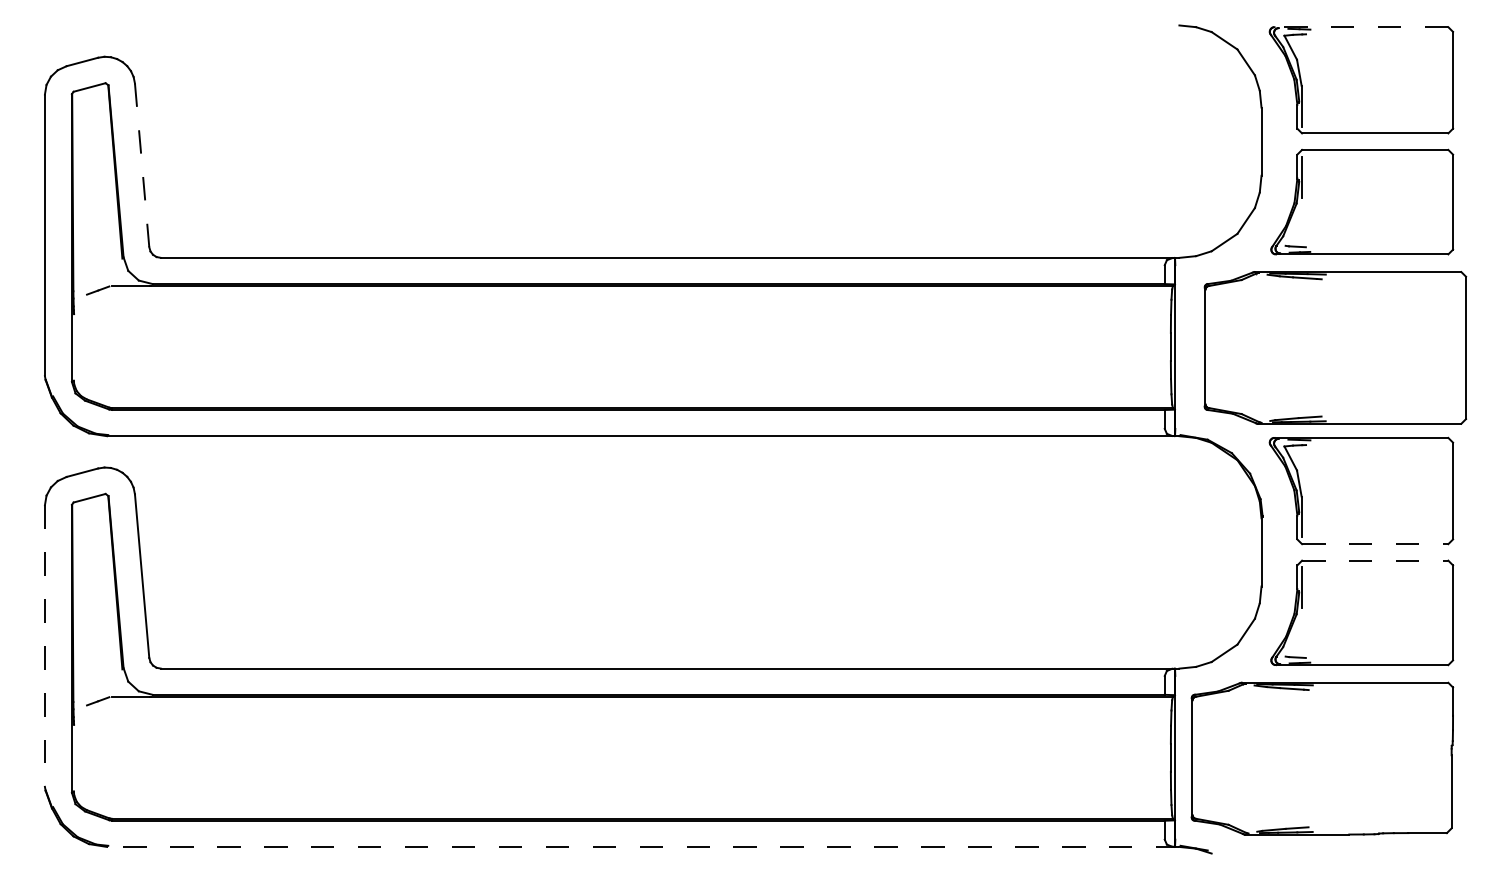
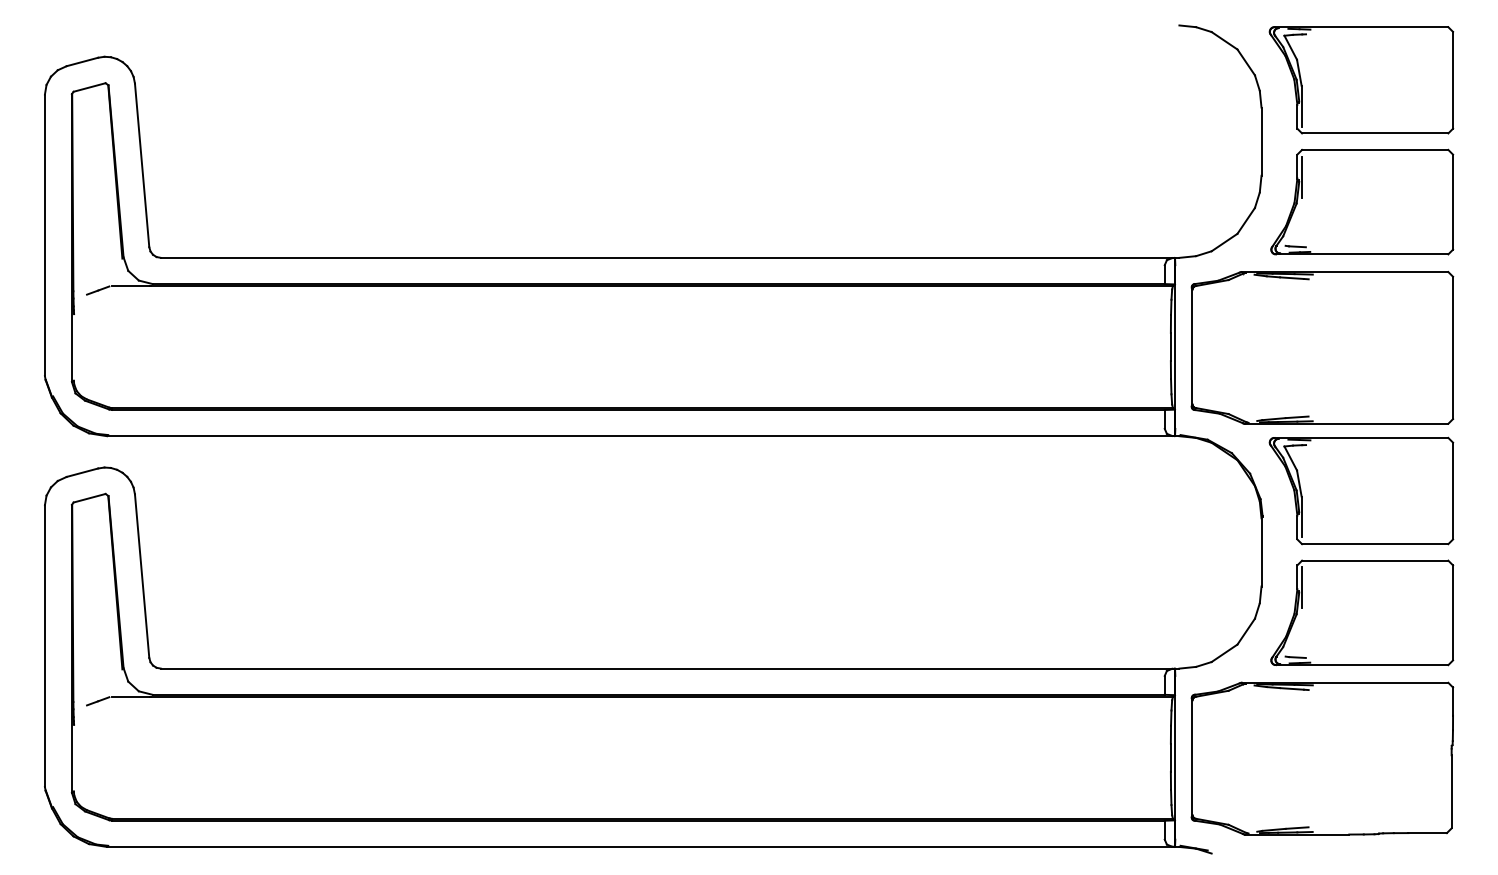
line: dashed -> solid (1361, 27)
line: dashed -> solid (142, 164)
part position: (1335, 347) -> (1322, 347) (1322, 347)
line: dashed -> solid (1375, 544)
line: dashed -> solid (1375, 560)
line: dashed -> solid (44, 646)
line: dashed -> solid (642, 846)
